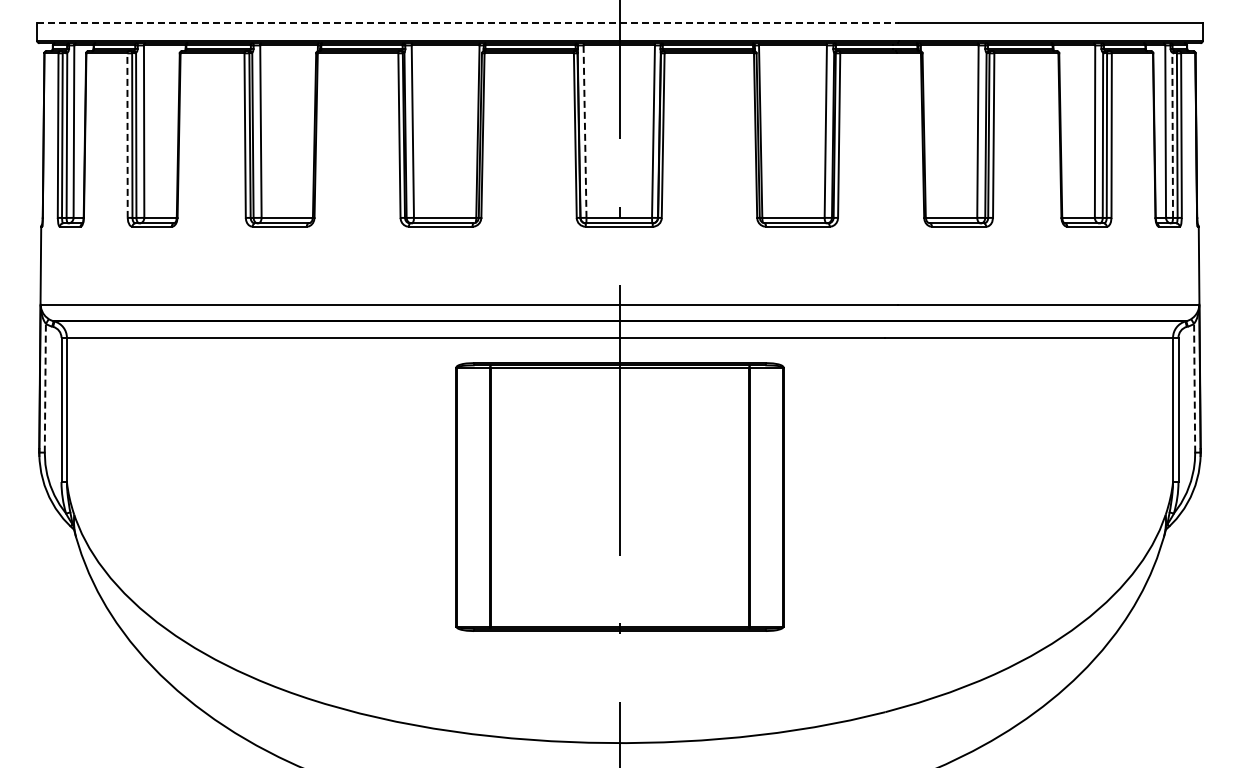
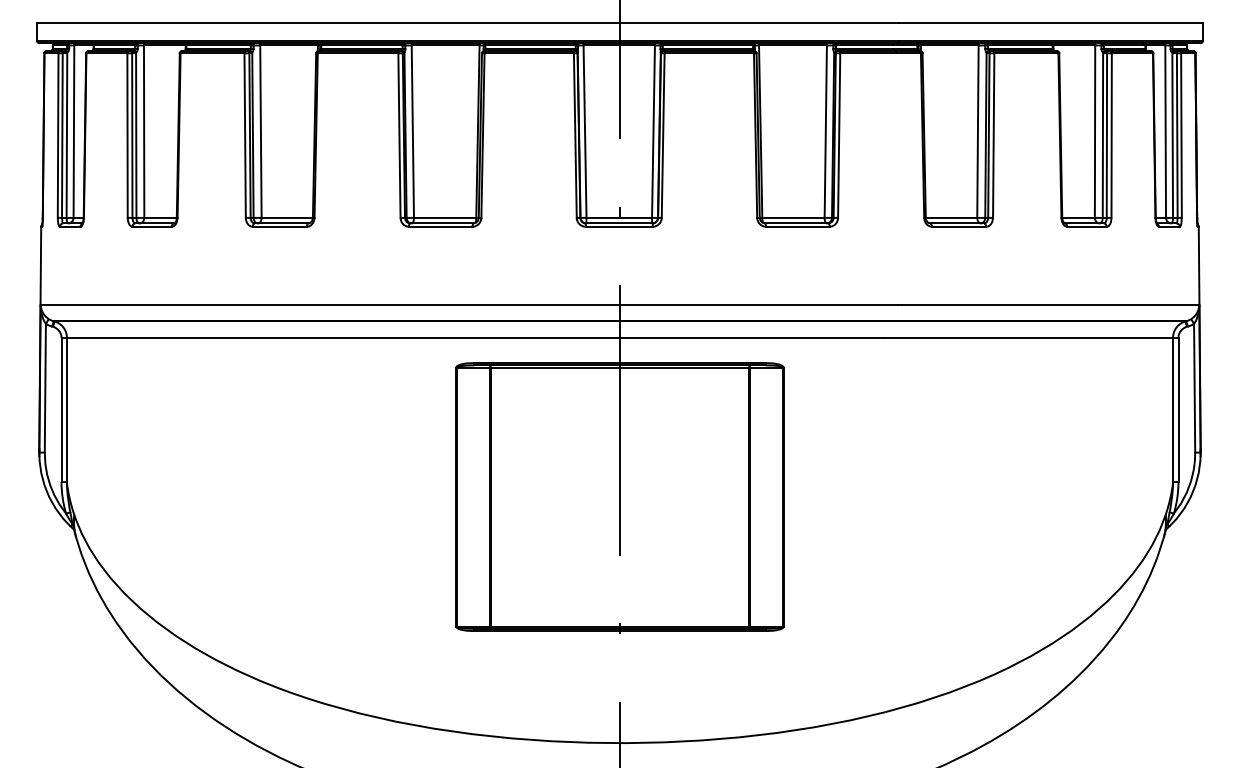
line: dashed -> solid (468, 23)
line: dashed -> solid (585, 131)
line: dashed -> solid (1172, 134)
line: dashed -> solid (127, 135)
line: dashed -> solid (45, 387)
line: dashed -> solid (1194, 387)
